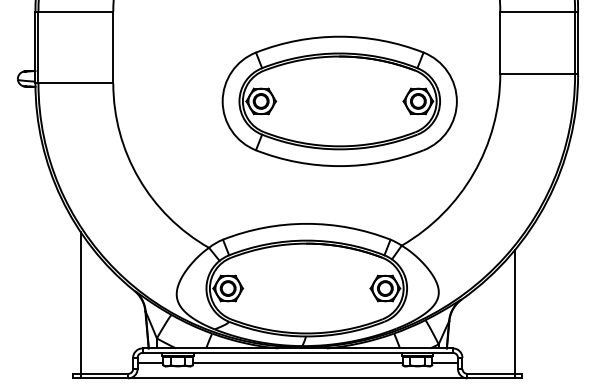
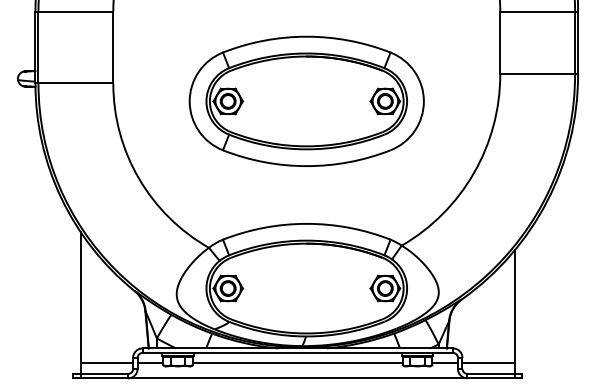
part position: (339, 100) -> (306, 100) (306, 100)
line: none -> present (106, 363)
line: none -> present (488, 363)
